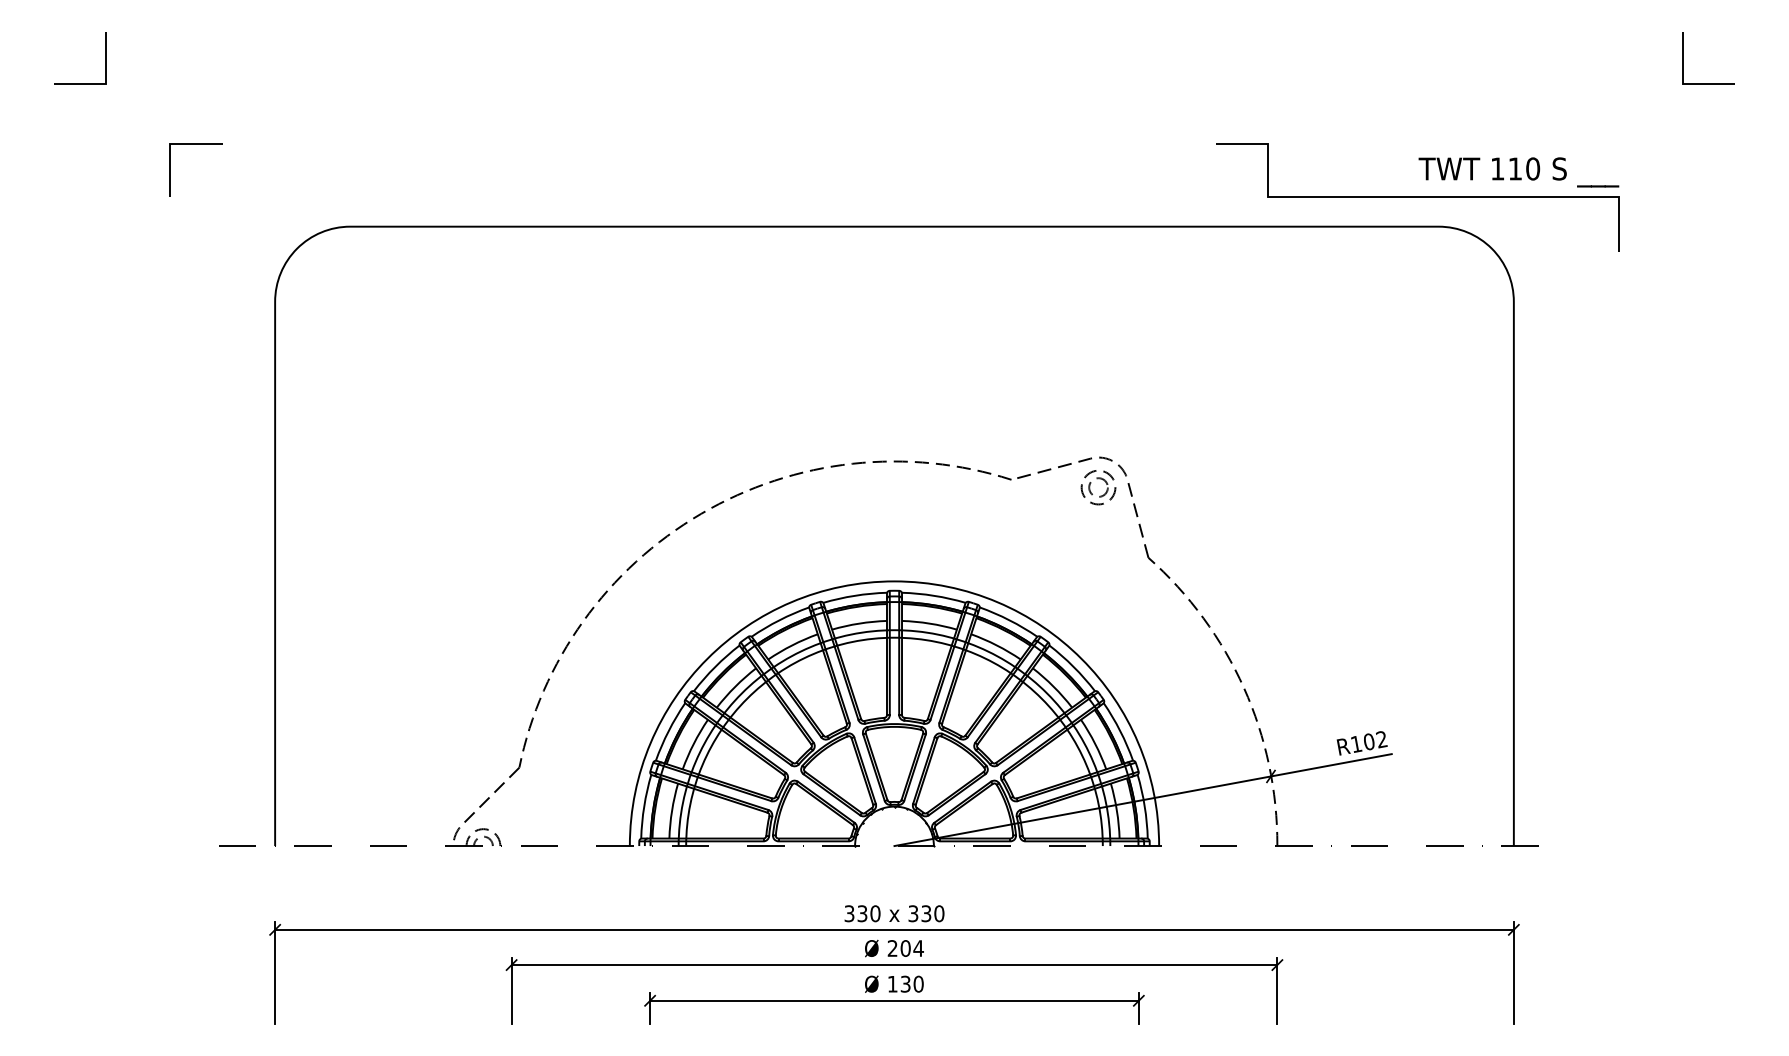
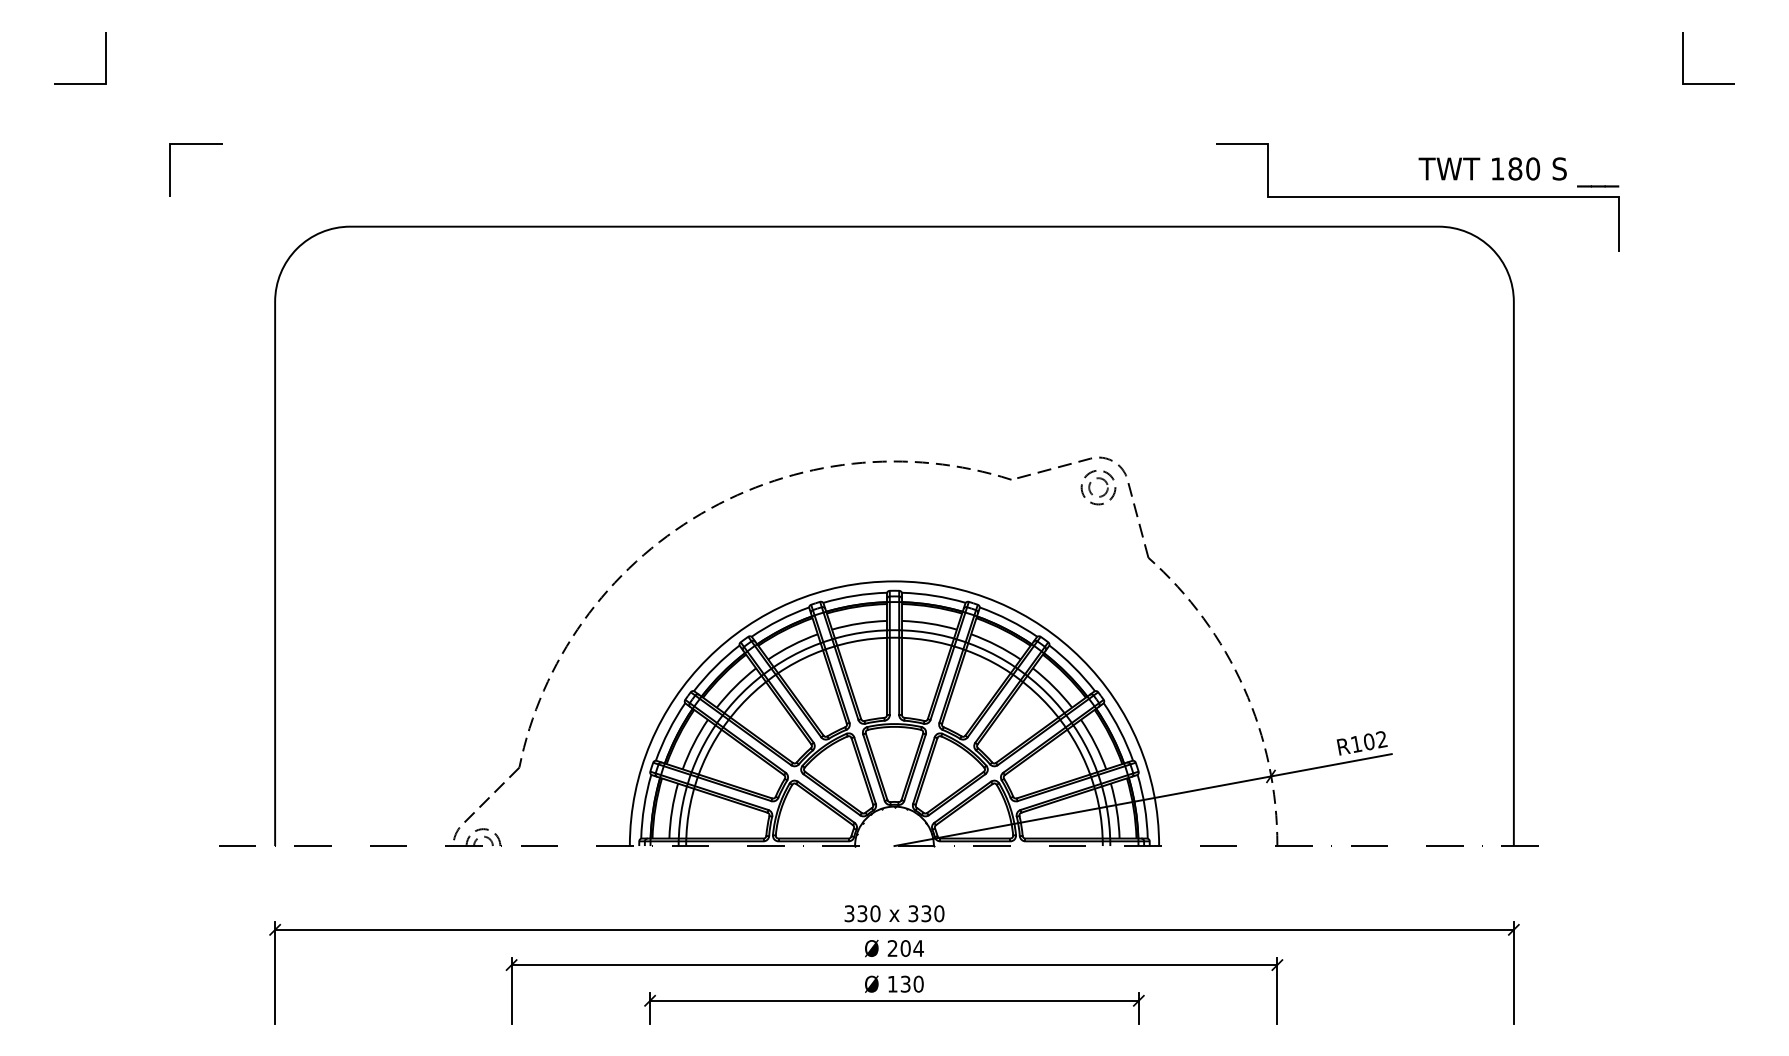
text: 110 -> 180 (1515, 168)
